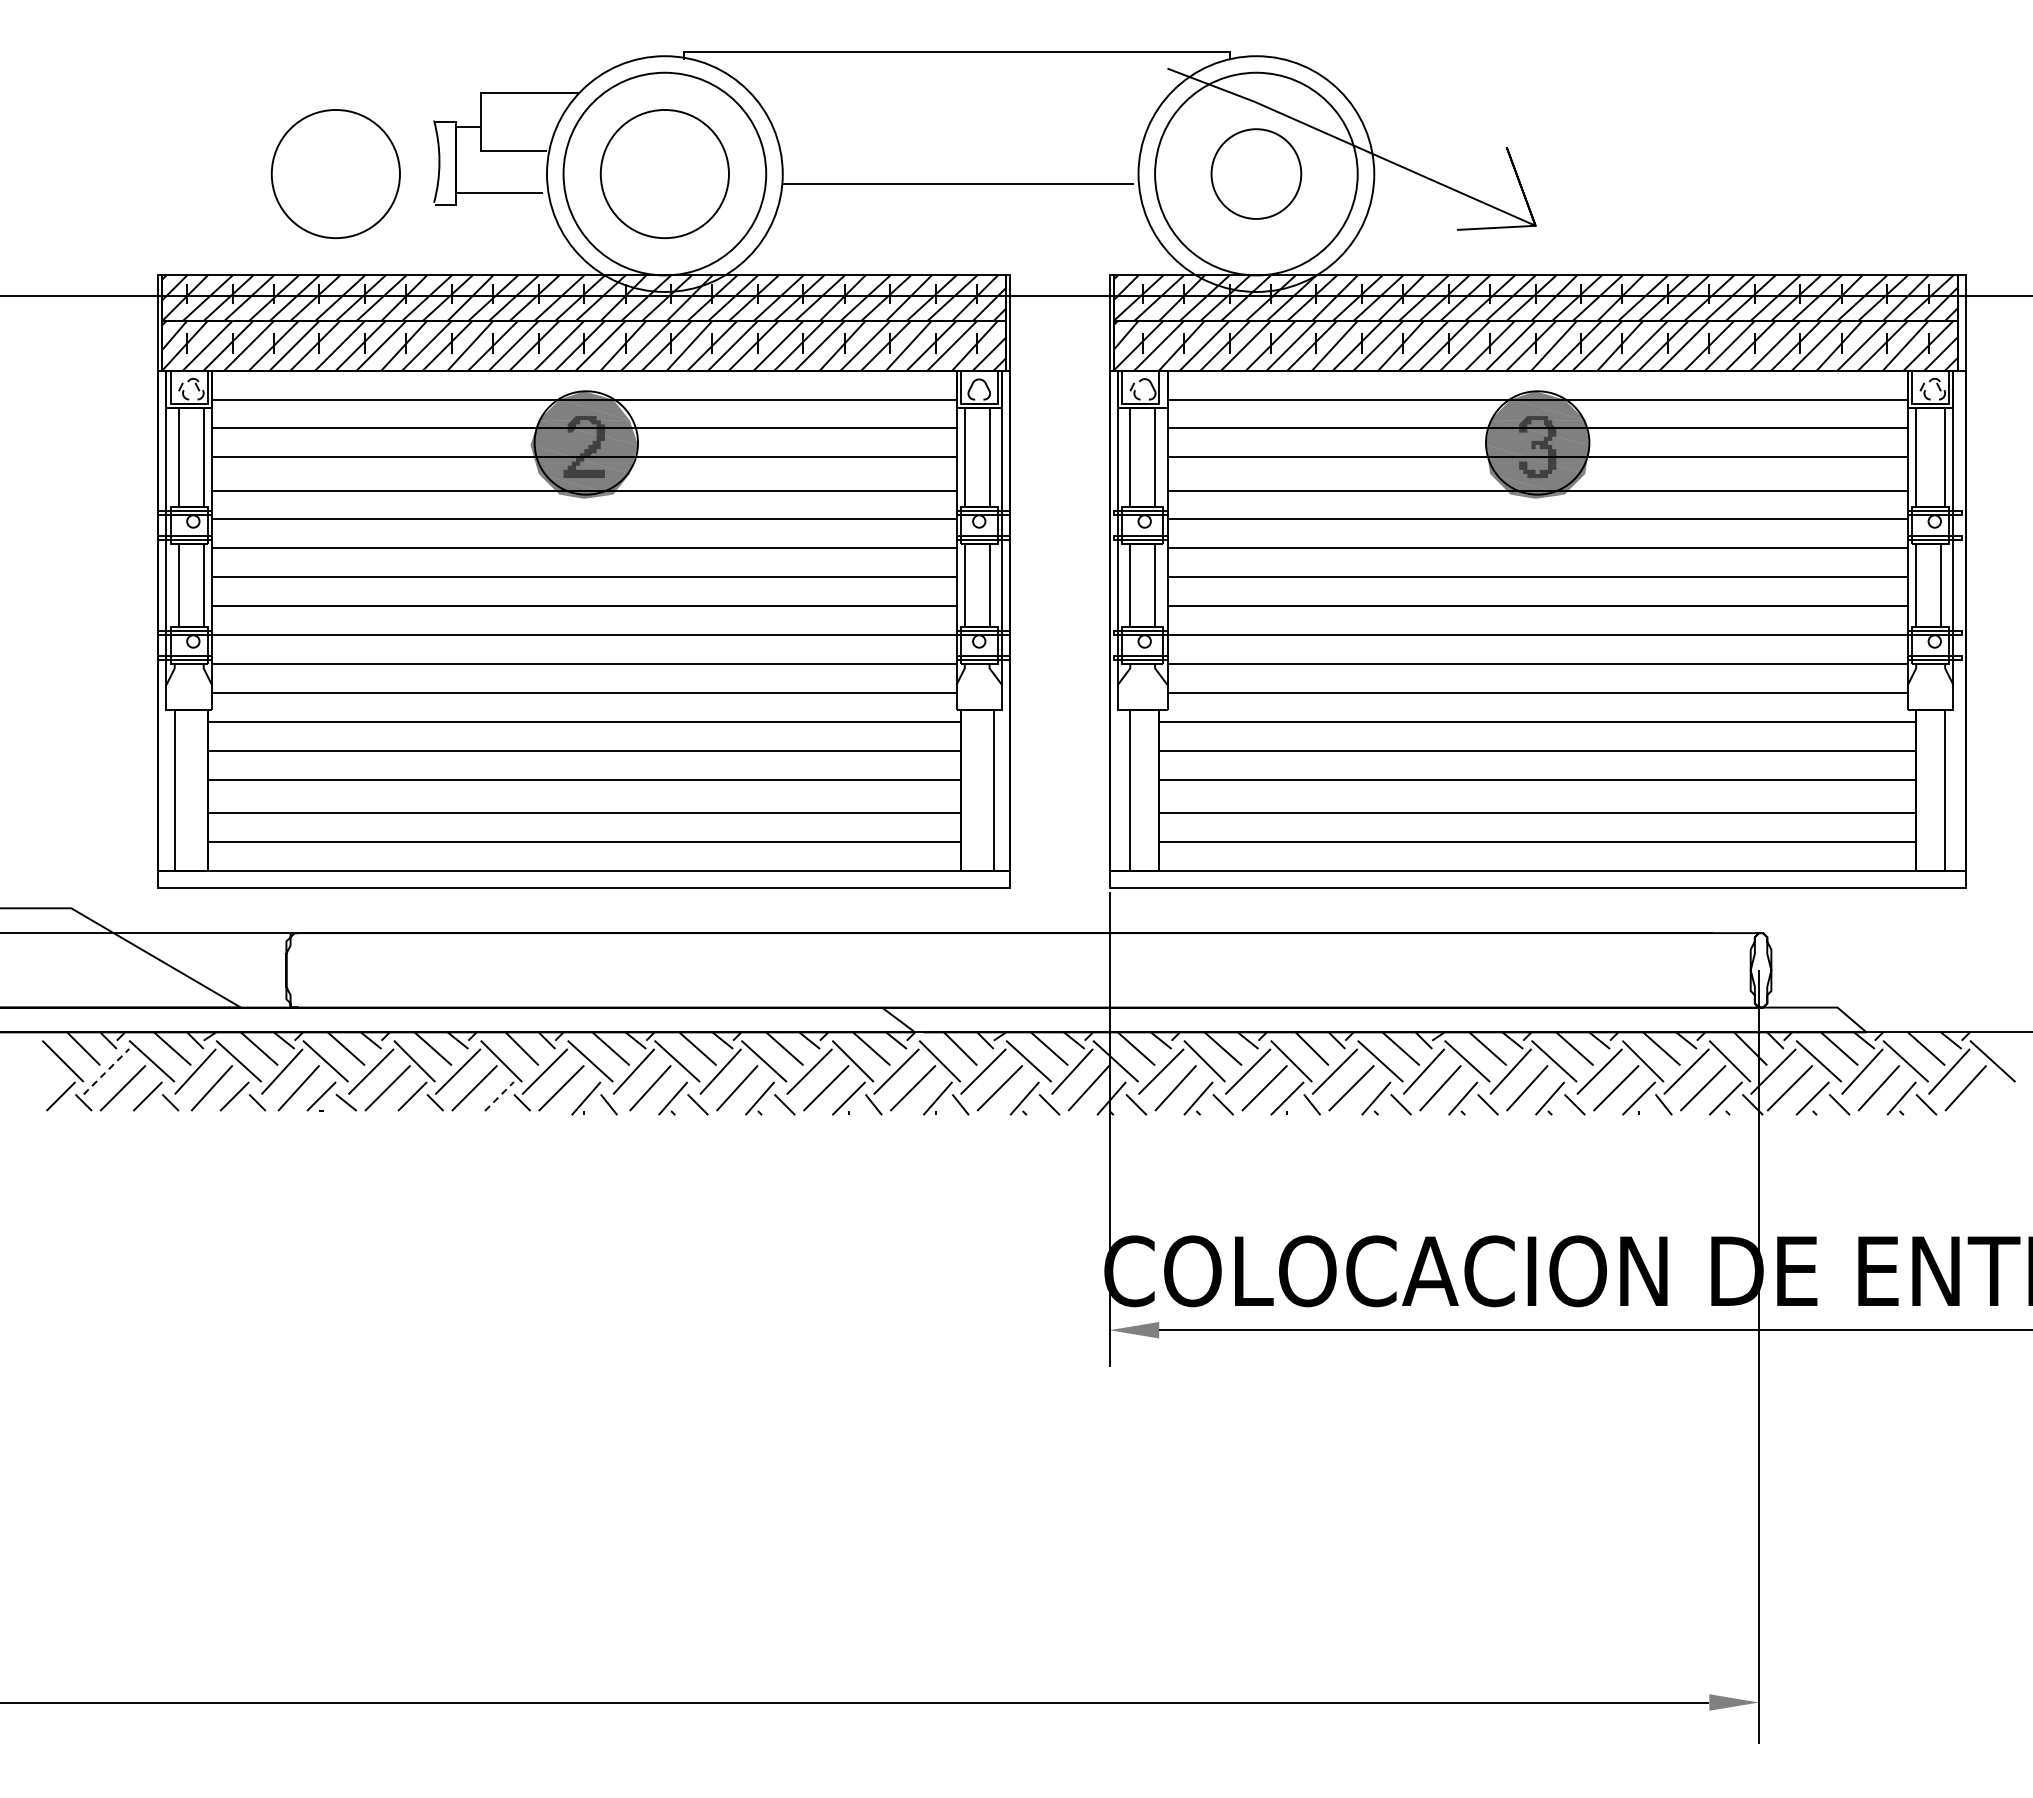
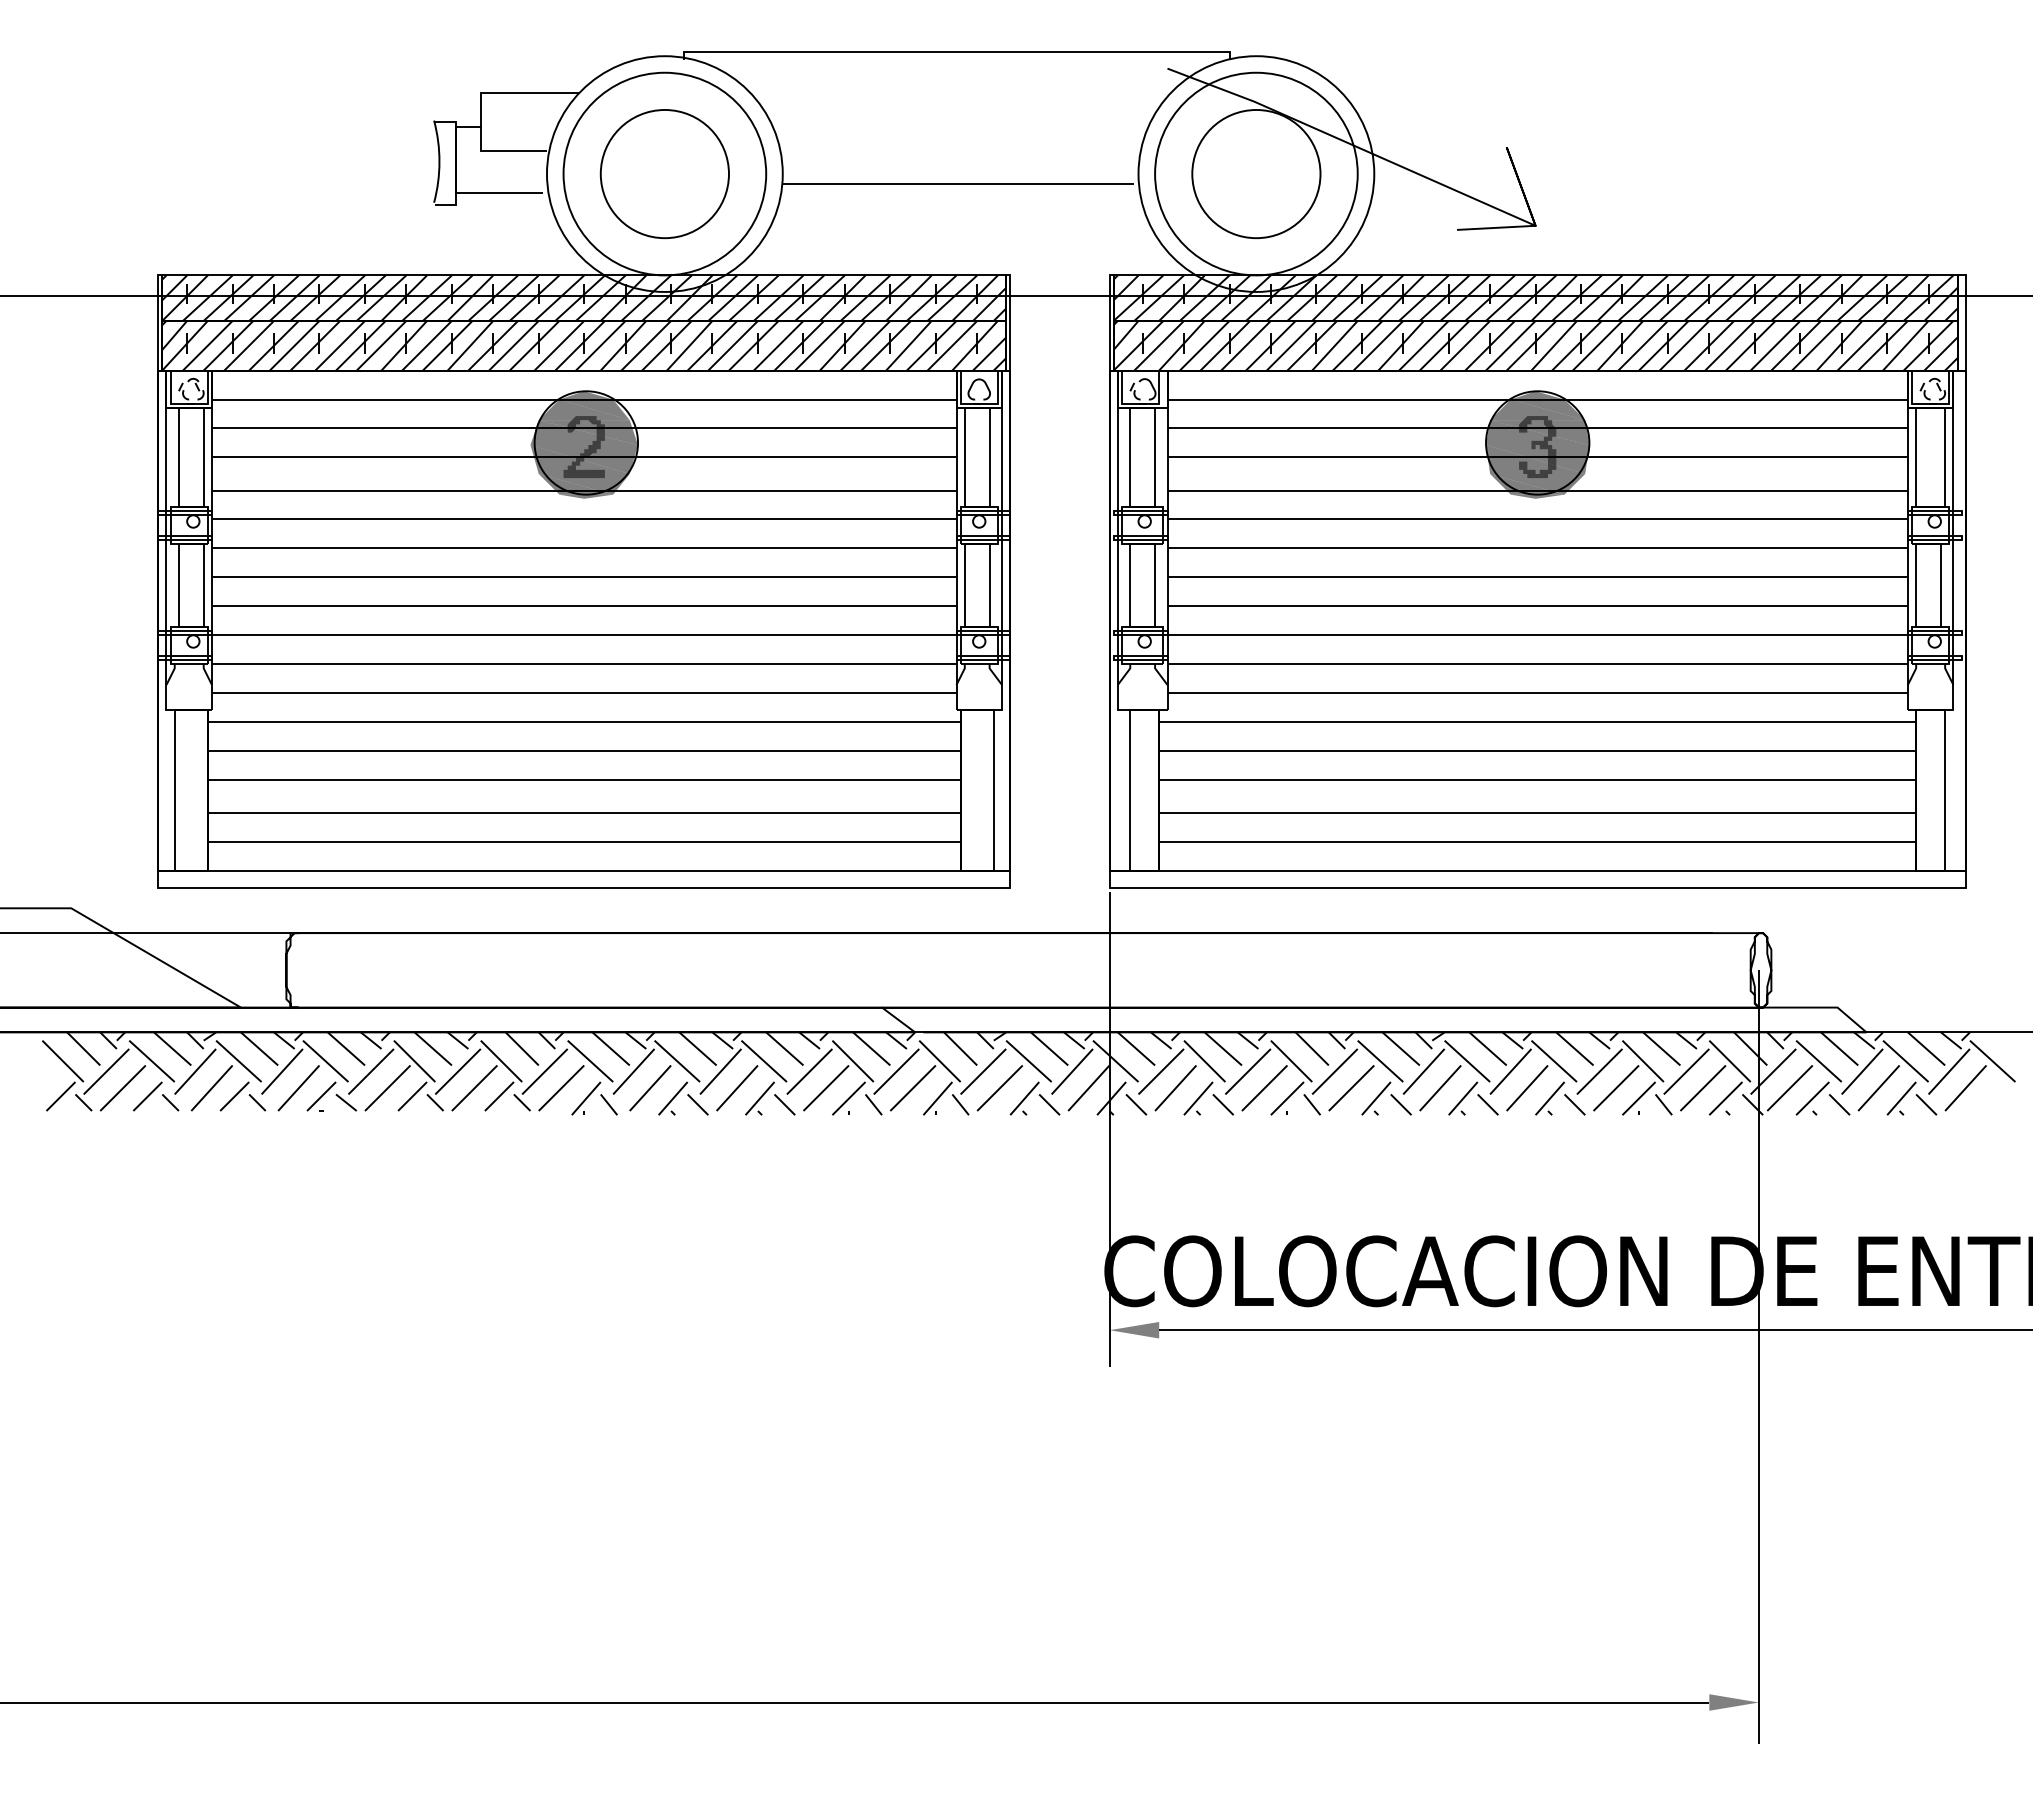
circle diameter: 90 px -> 128 px (1256, 173)
circle: present -> none (335, 174)
line: dashed -> solid (106, 1071)
line: dashed -> solid (499, 1096)
